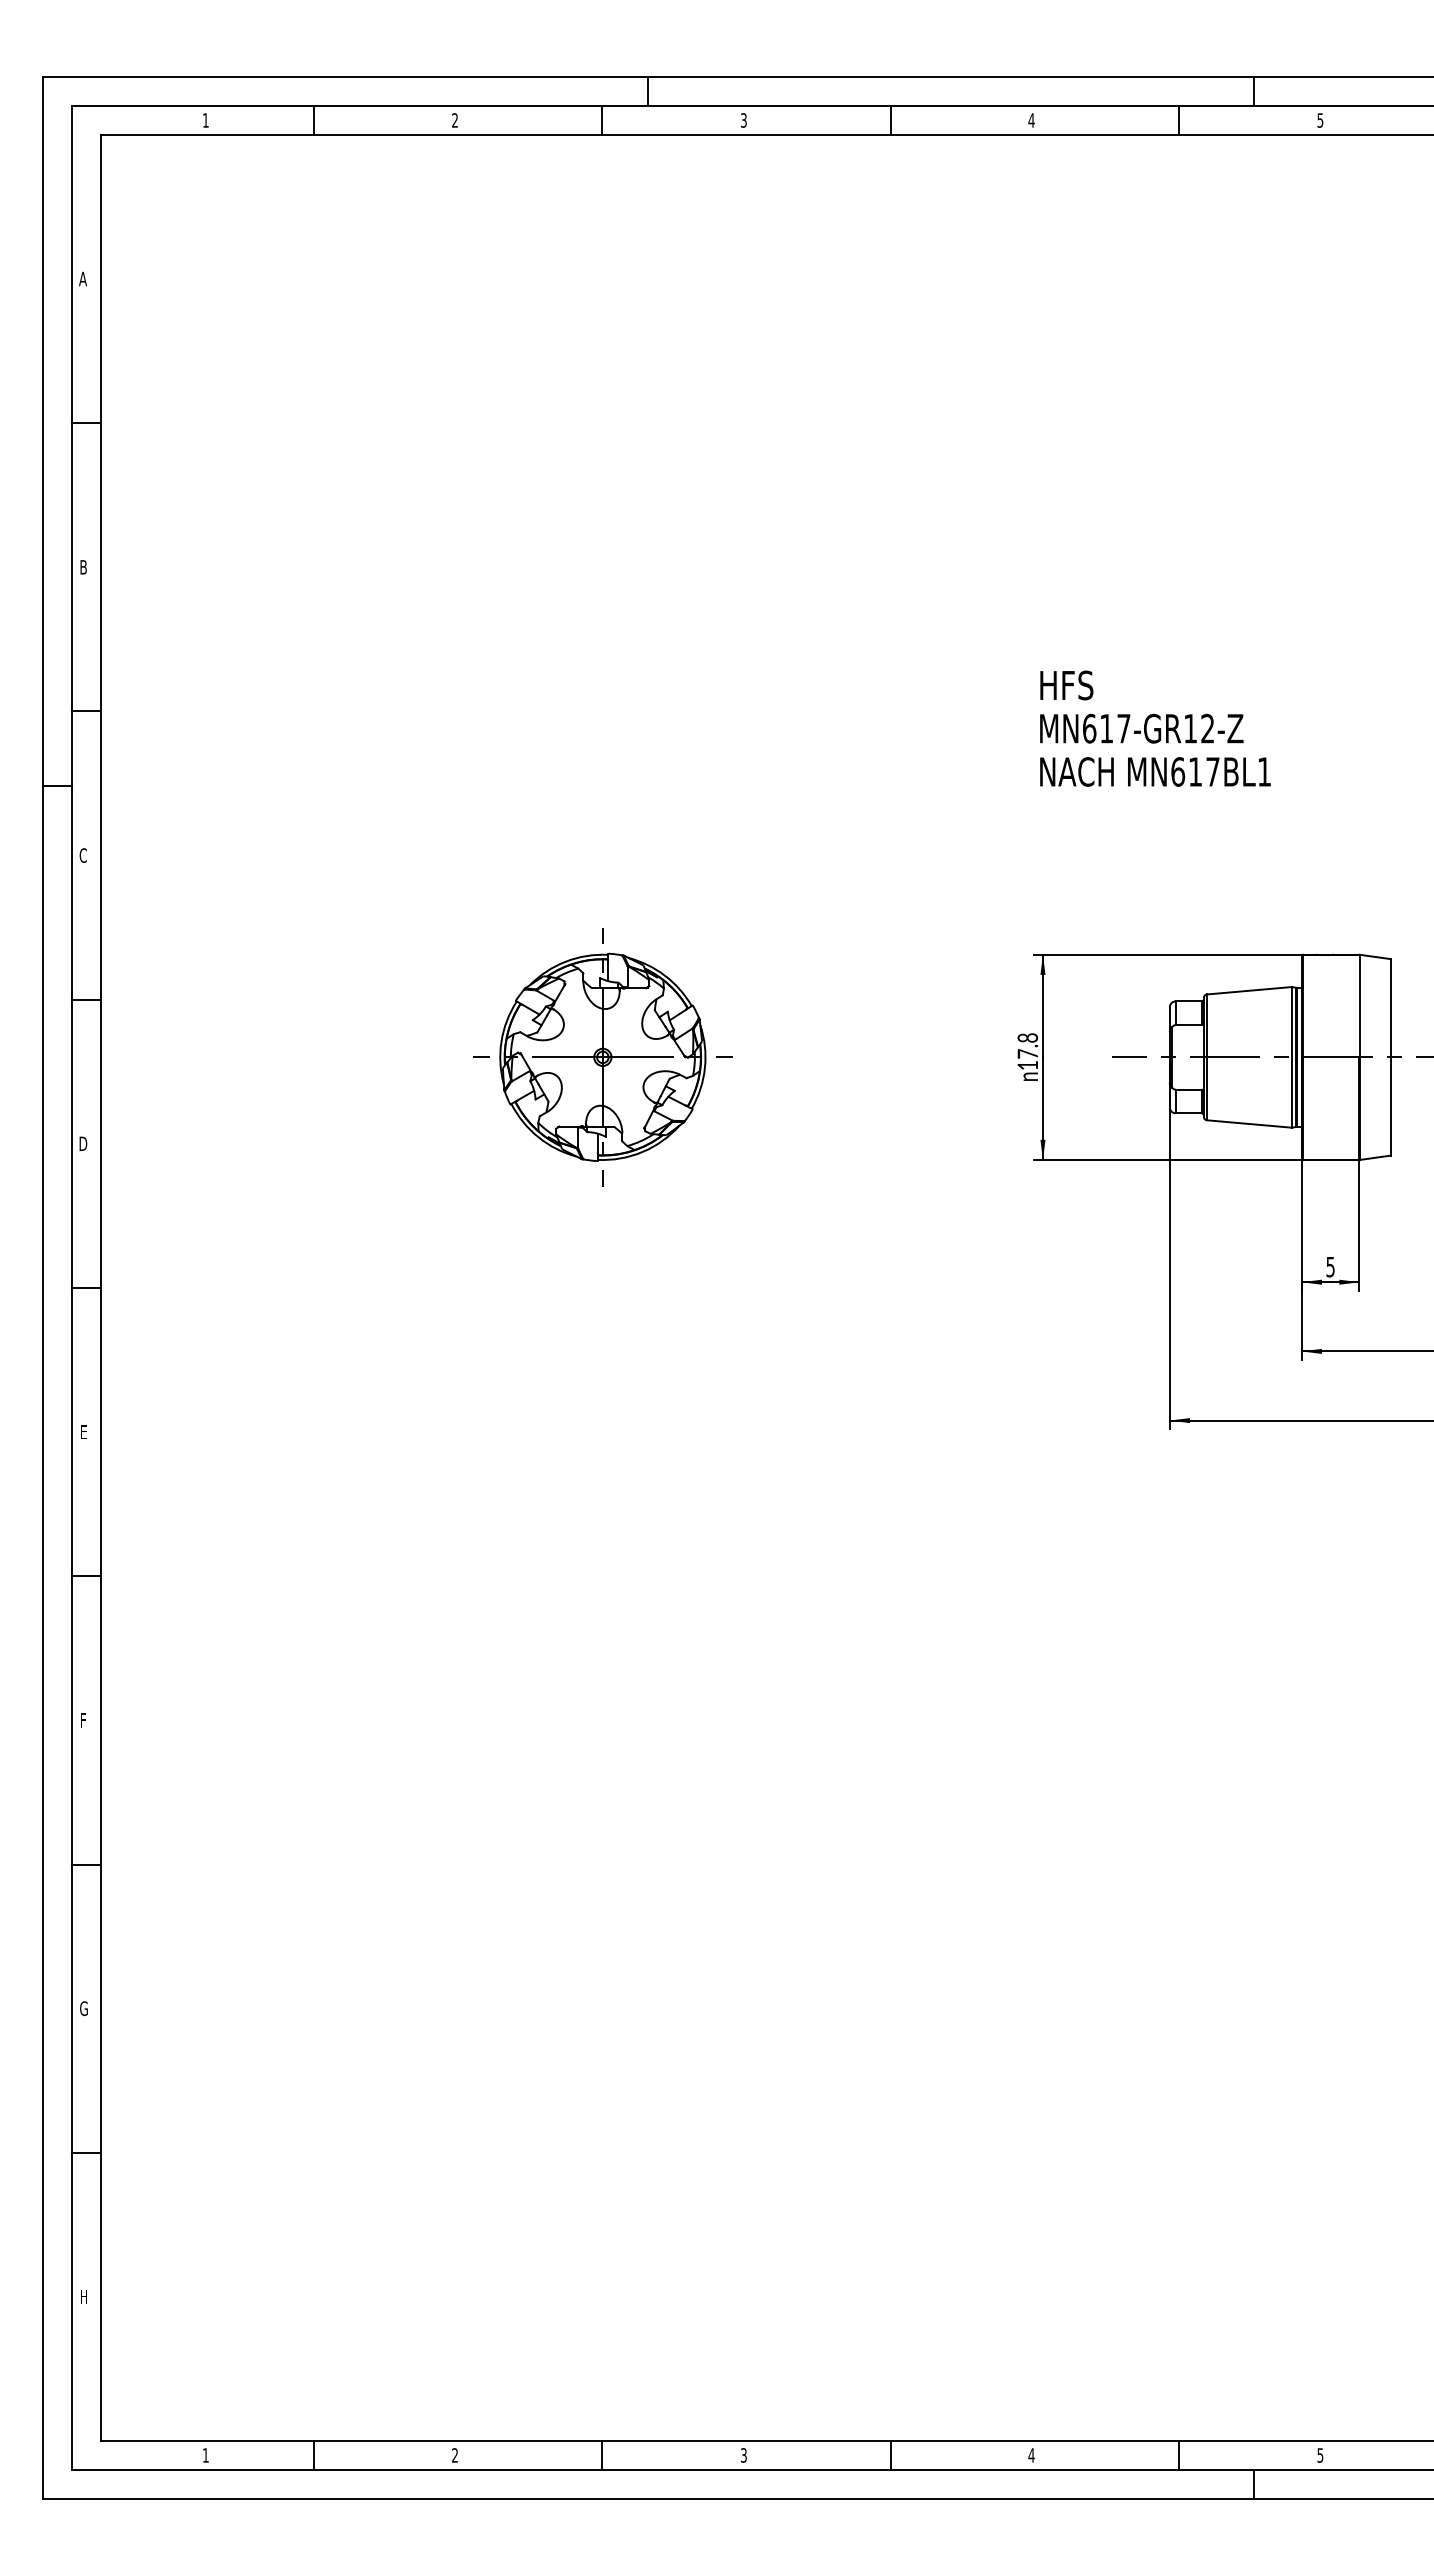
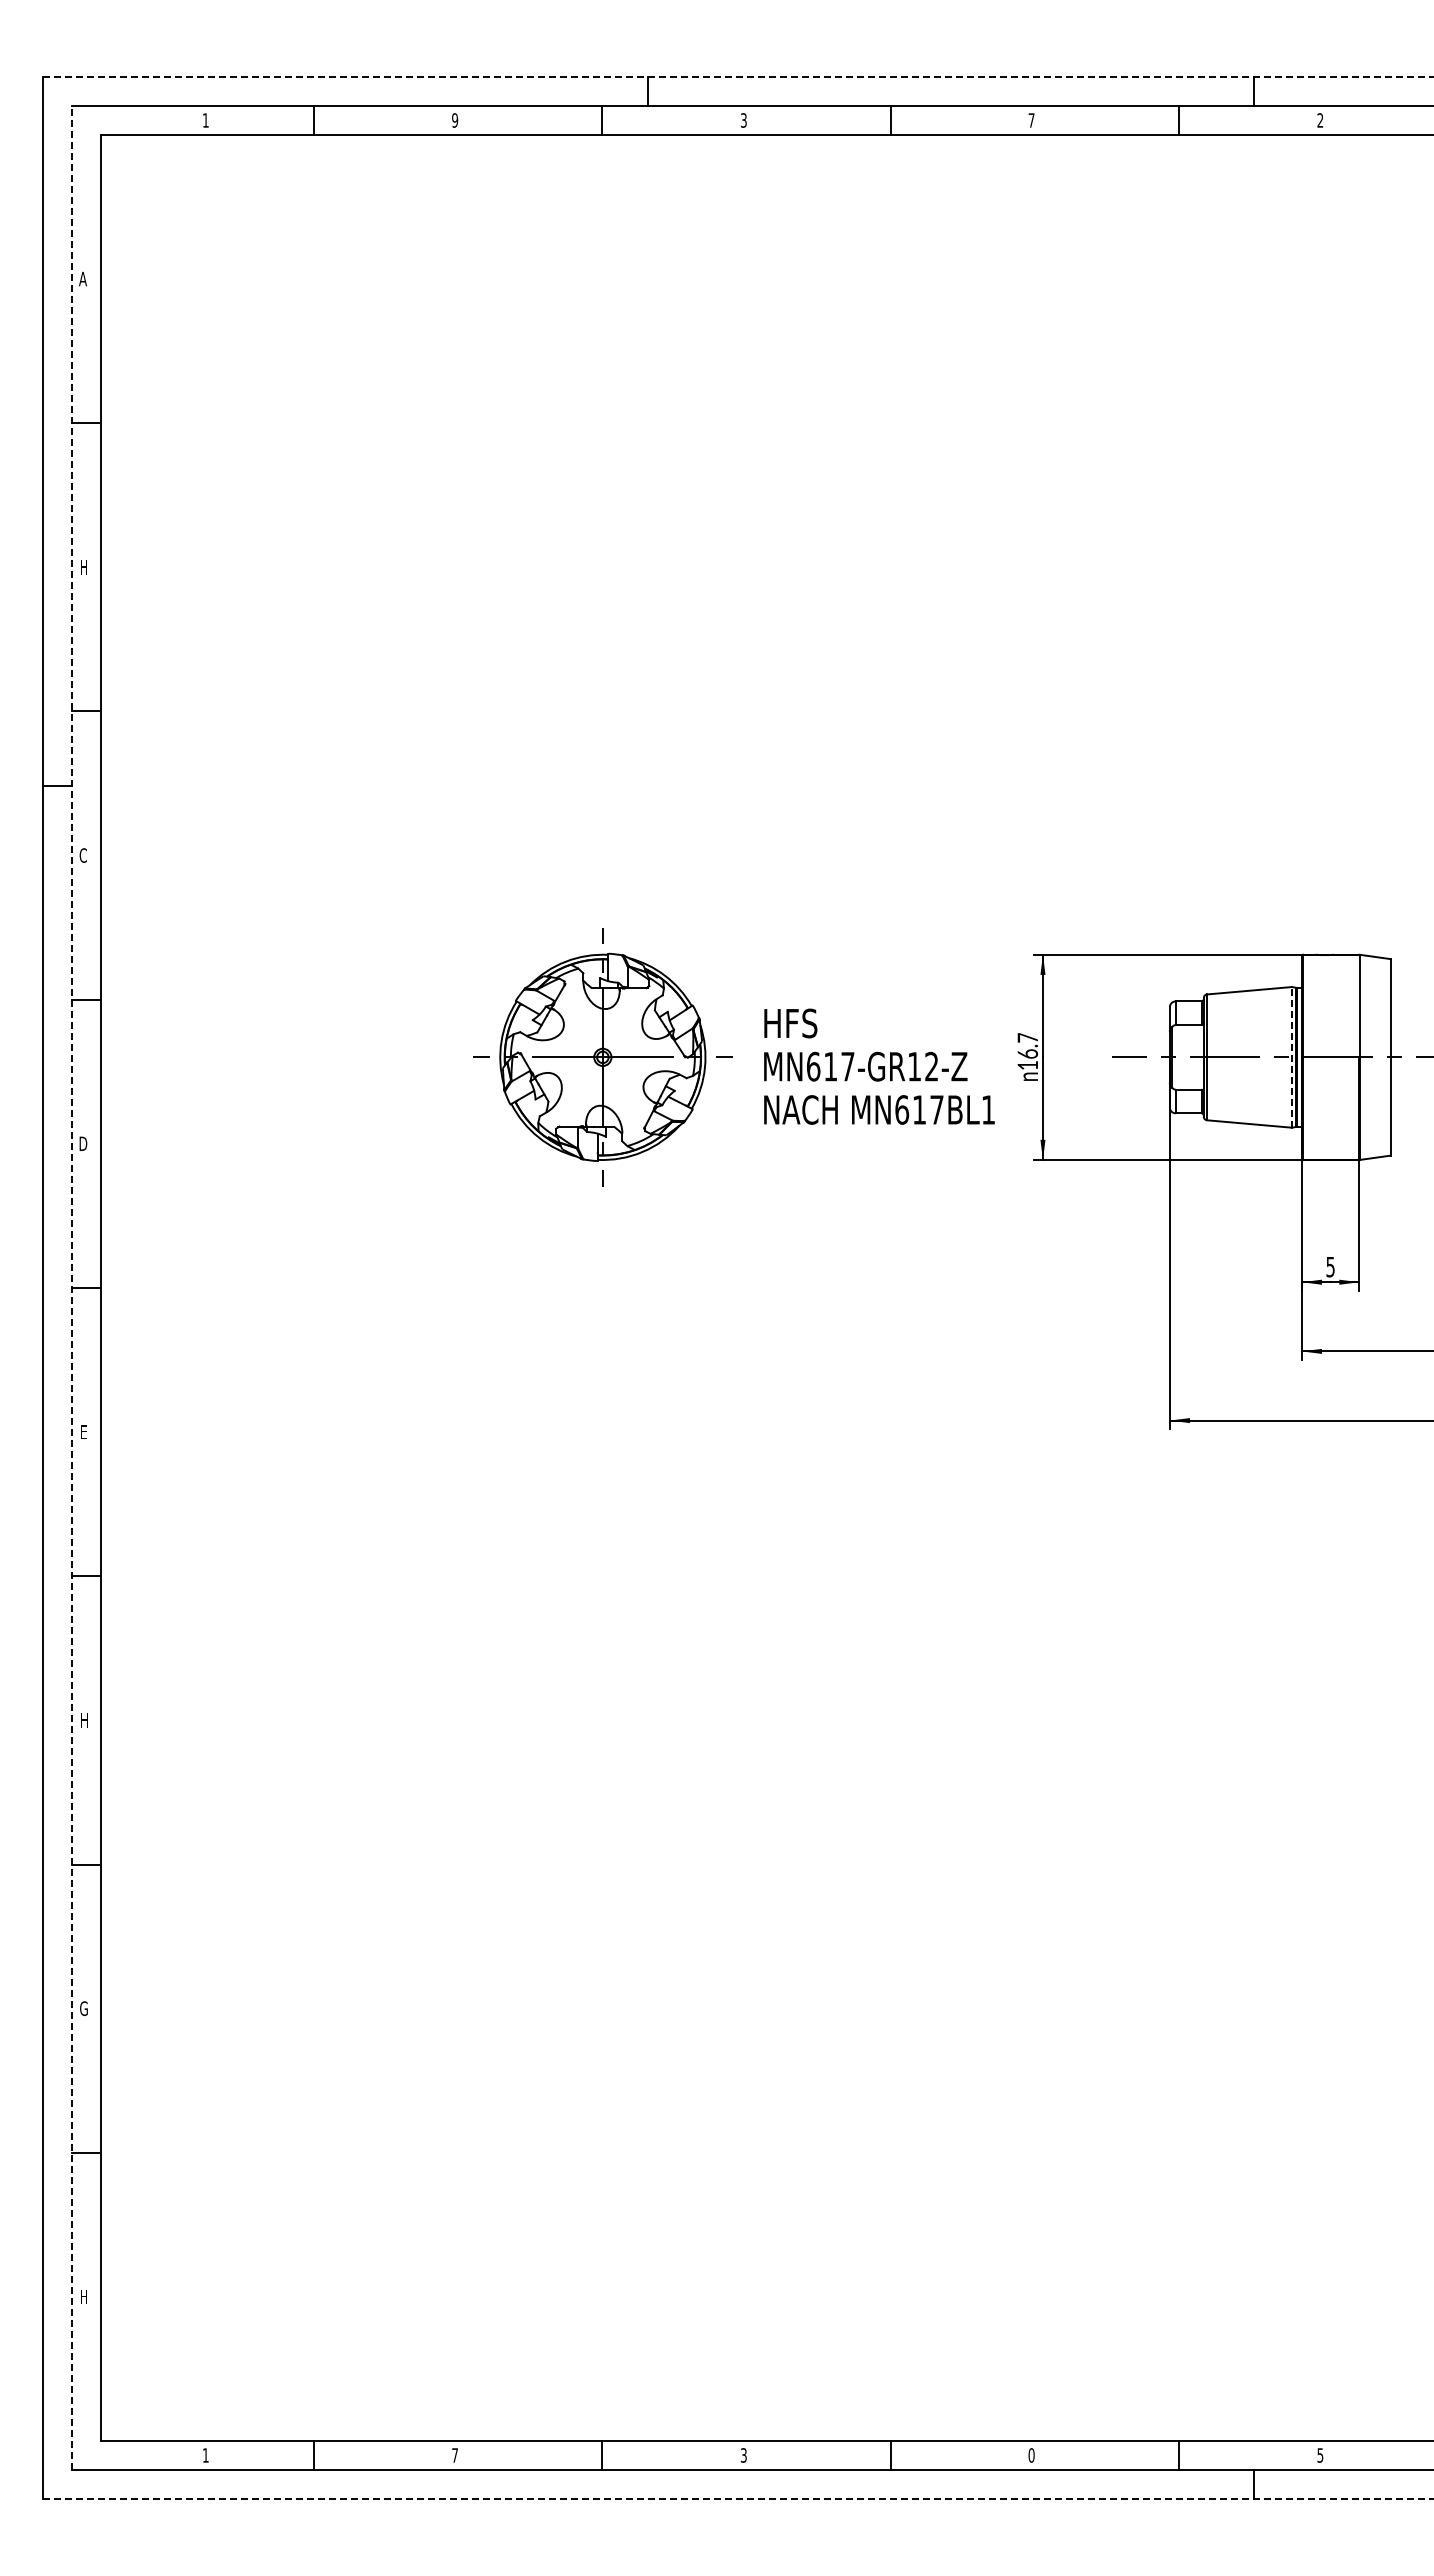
line: solid -> dashed (739, 77)
text: 2 -> 9 (455, 120)
text: 4 -> 7 (1031, 120)
text: 5 -> 2 (1320, 120)
text: B -> H (83, 567)
text position: (1155, 728) -> (879, 1066) (879, 1066)
text: 17.8 -> 16.7 (1027, 1045)
line: solid -> dashed (1291, 1056)
line: solid -> dashed (71, 1288)
text: F -> H (84, 1720)
text: 2 -> 7 (454, 2455)
text: 4 -> 0 (1031, 2455)
line: solid -> dashed (739, 2498)
